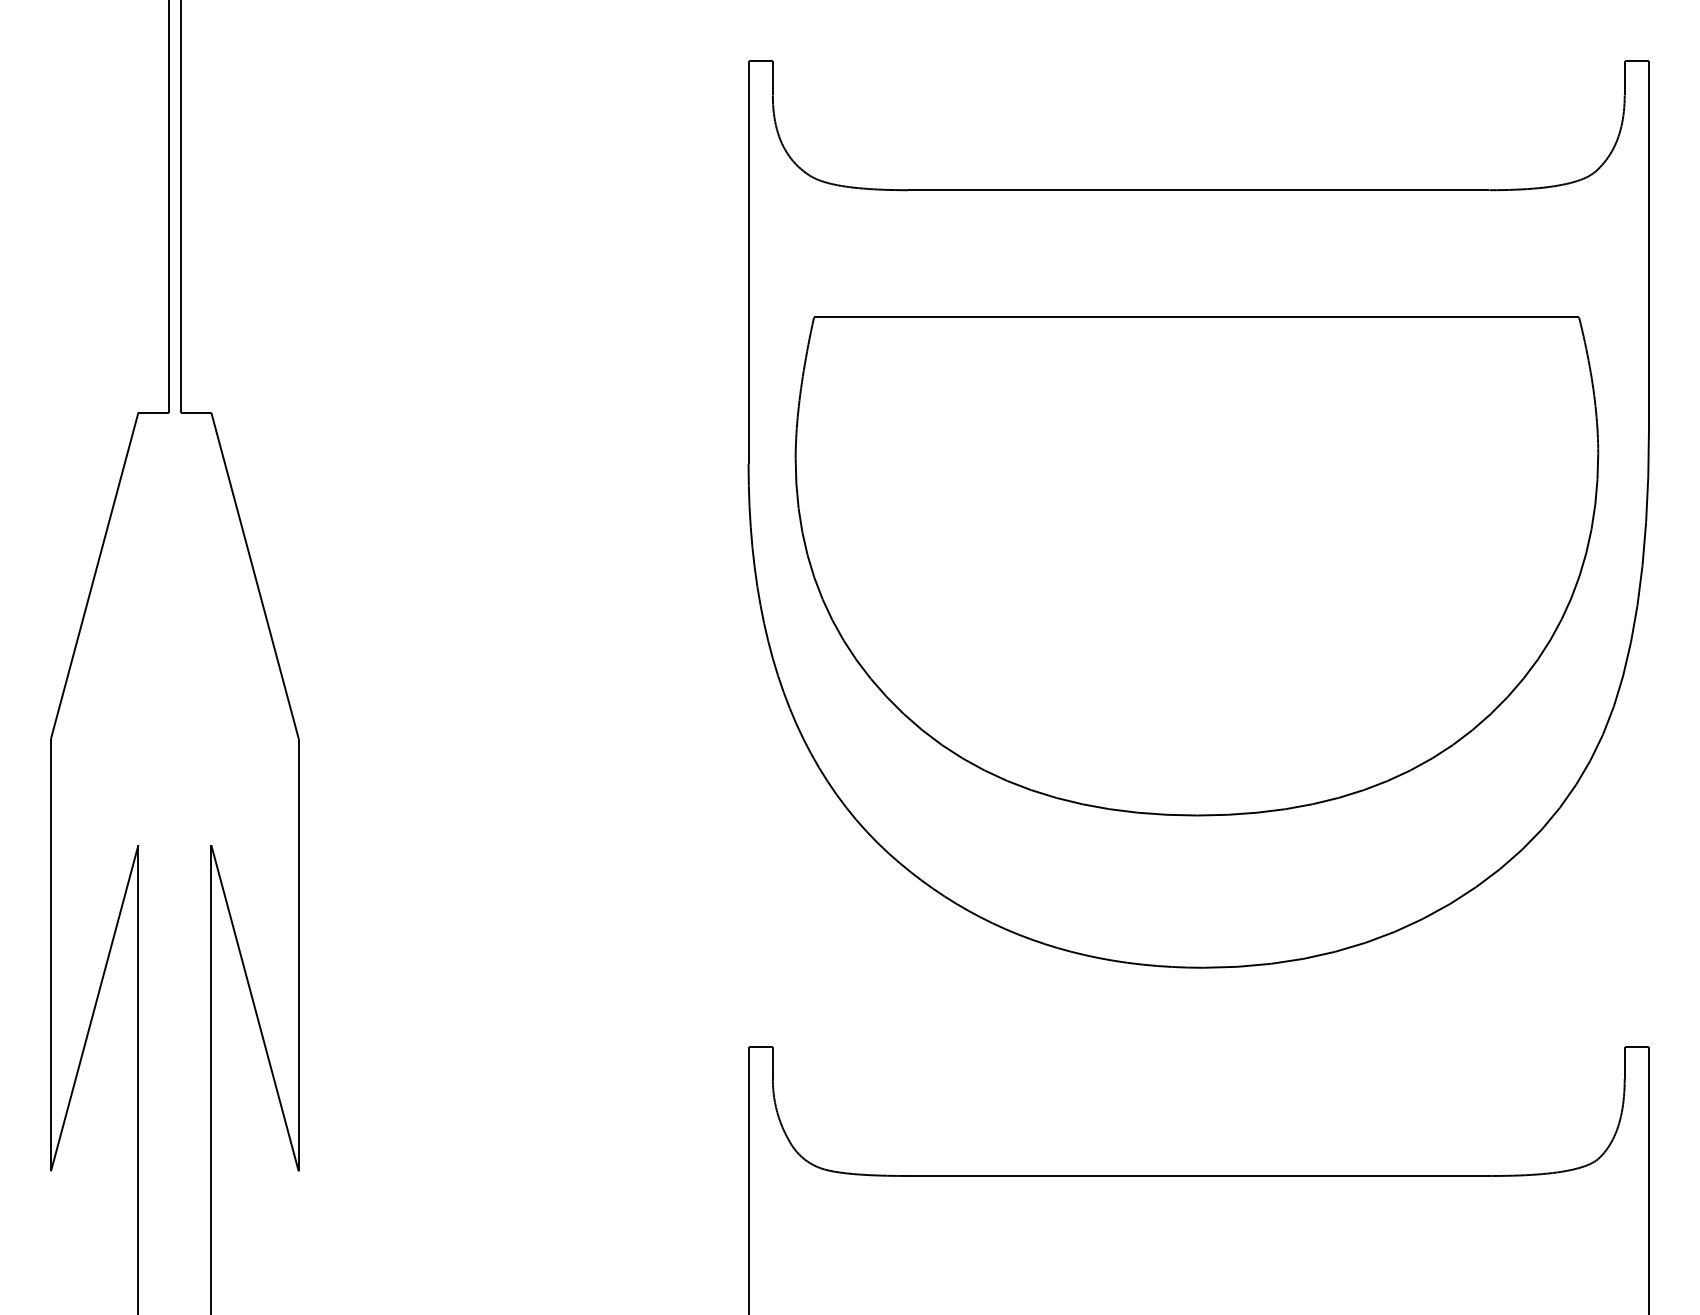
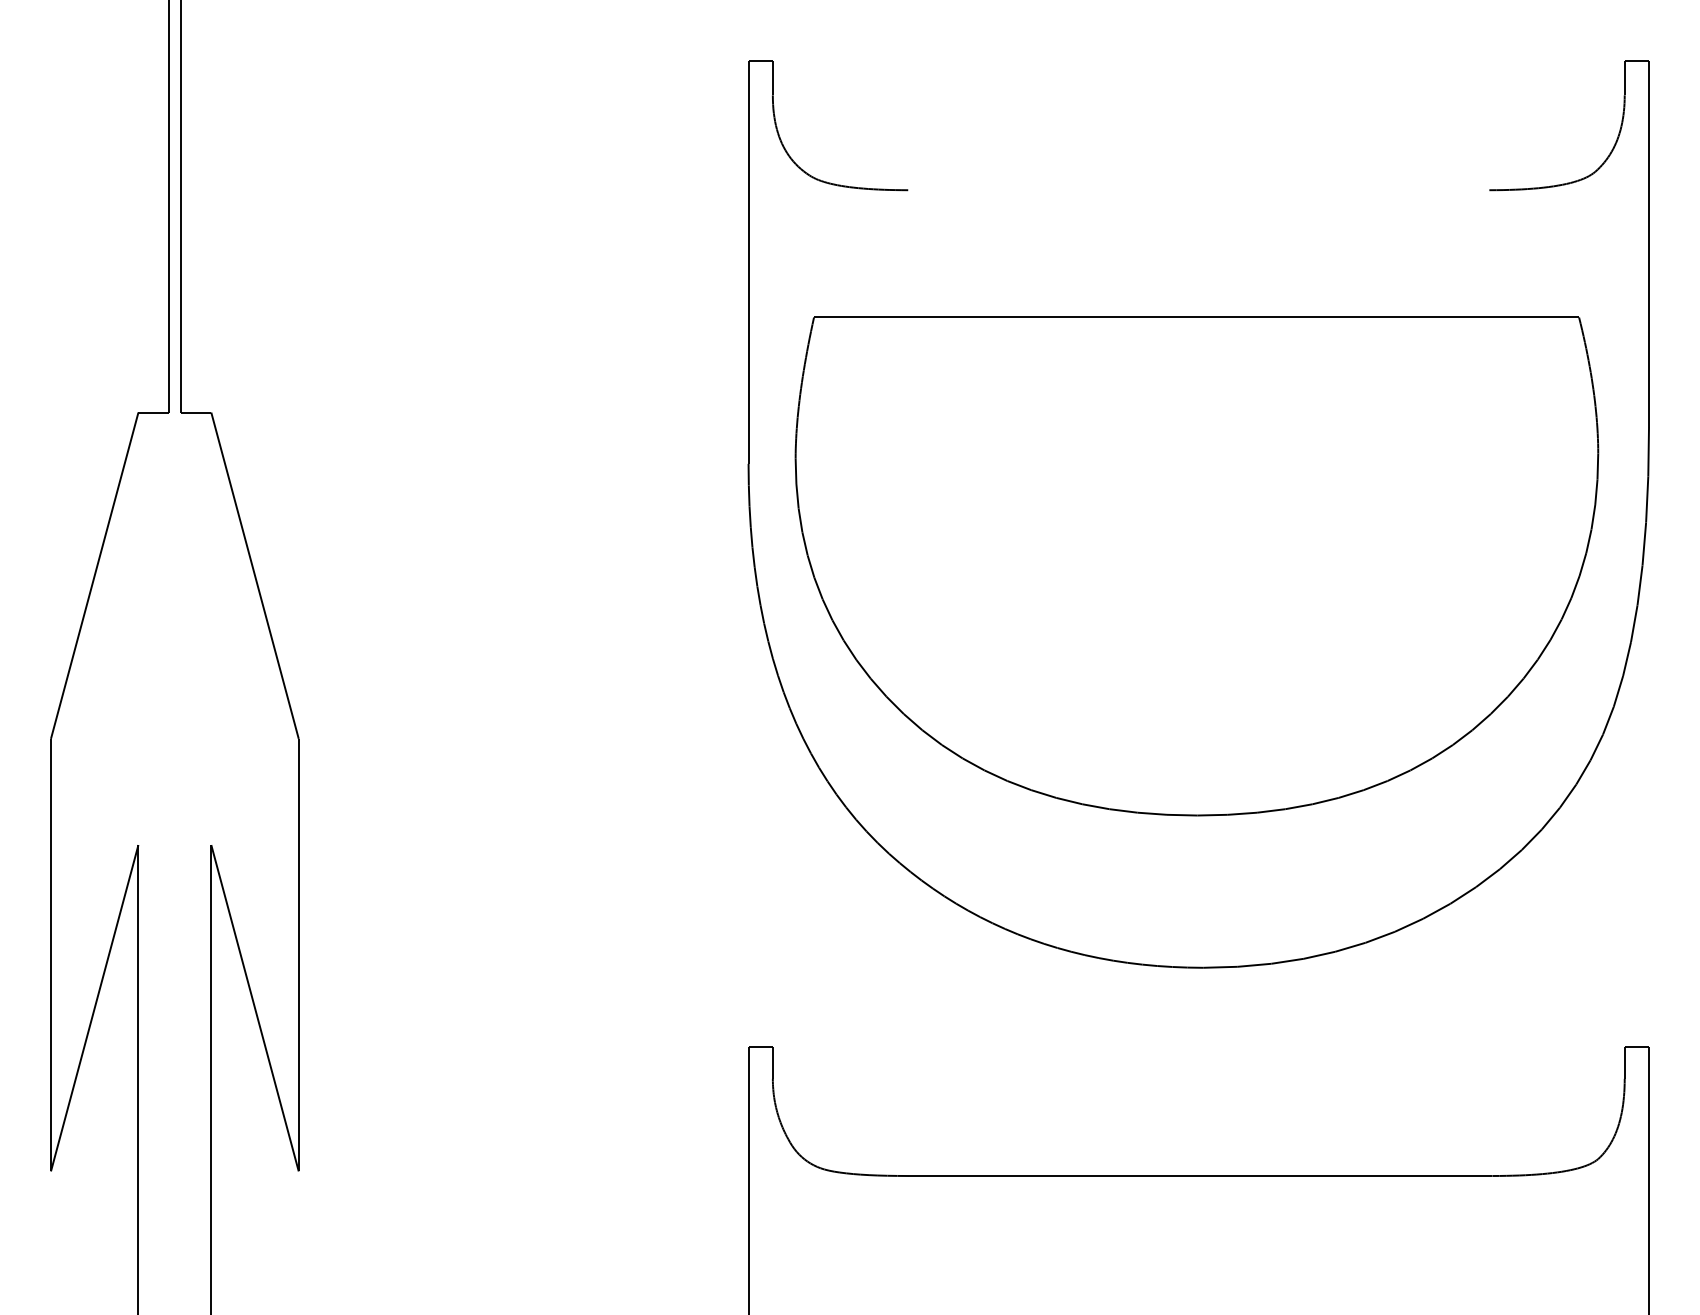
line: present -> none (1198, 190)
